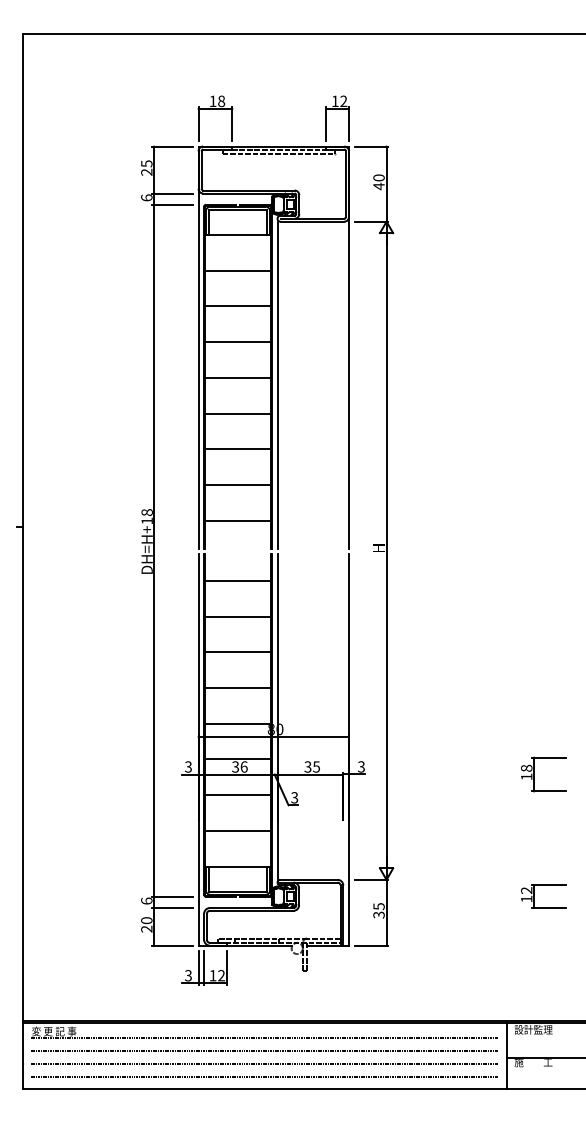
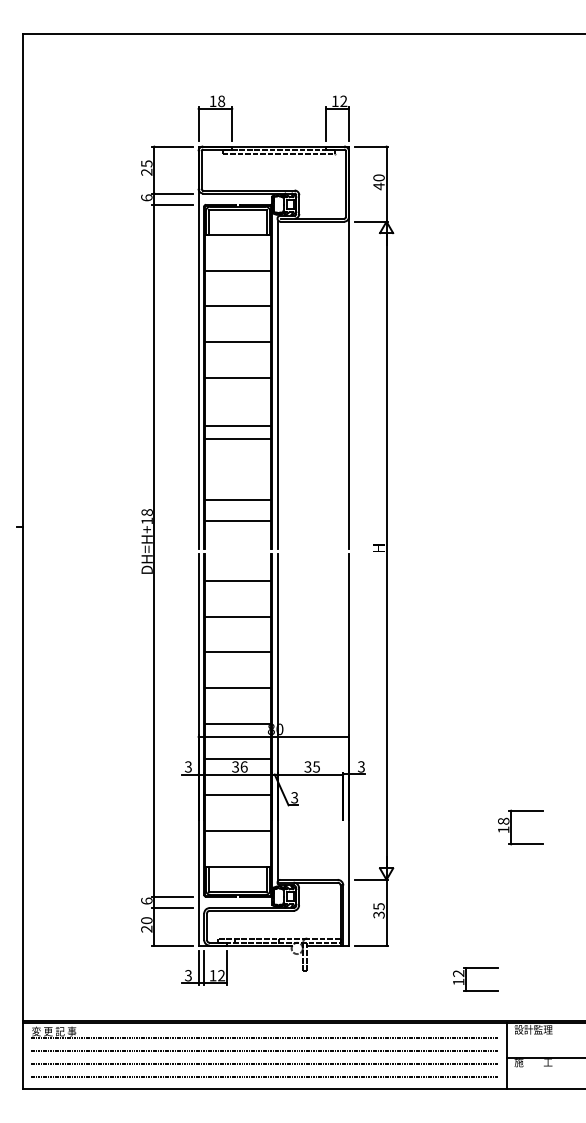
line position: (237, 413) -> (237, 425) (237, 425)
line position: (237, 449) -> (237, 439) (237, 439)
line position: (237, 484) -> (237, 499) (237, 499)
part position: (534, 774) -> (511, 827) (511, 827)
part position: (534, 896) -> (466, 979) (466, 979)
